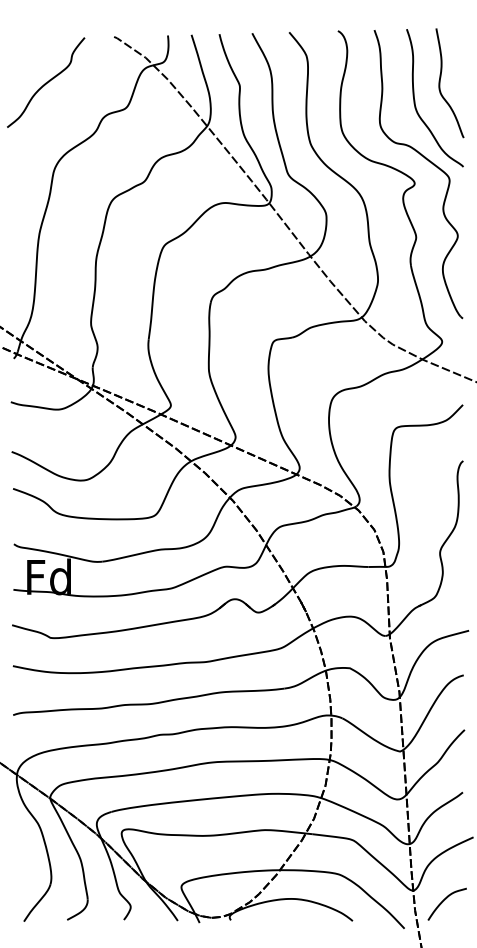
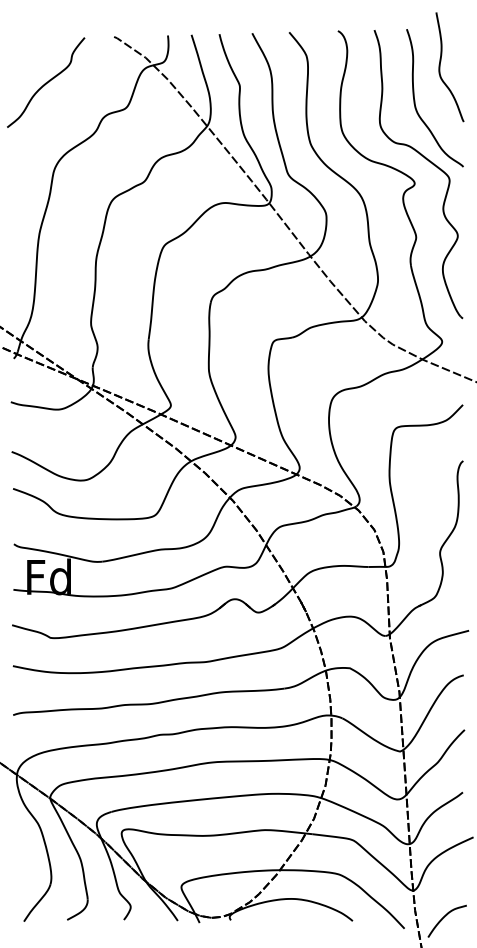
curve position: (440, 83) -> (440, 67) (440, 67)
curve position: (444, 900) -> (444, 917) (444, 917)
